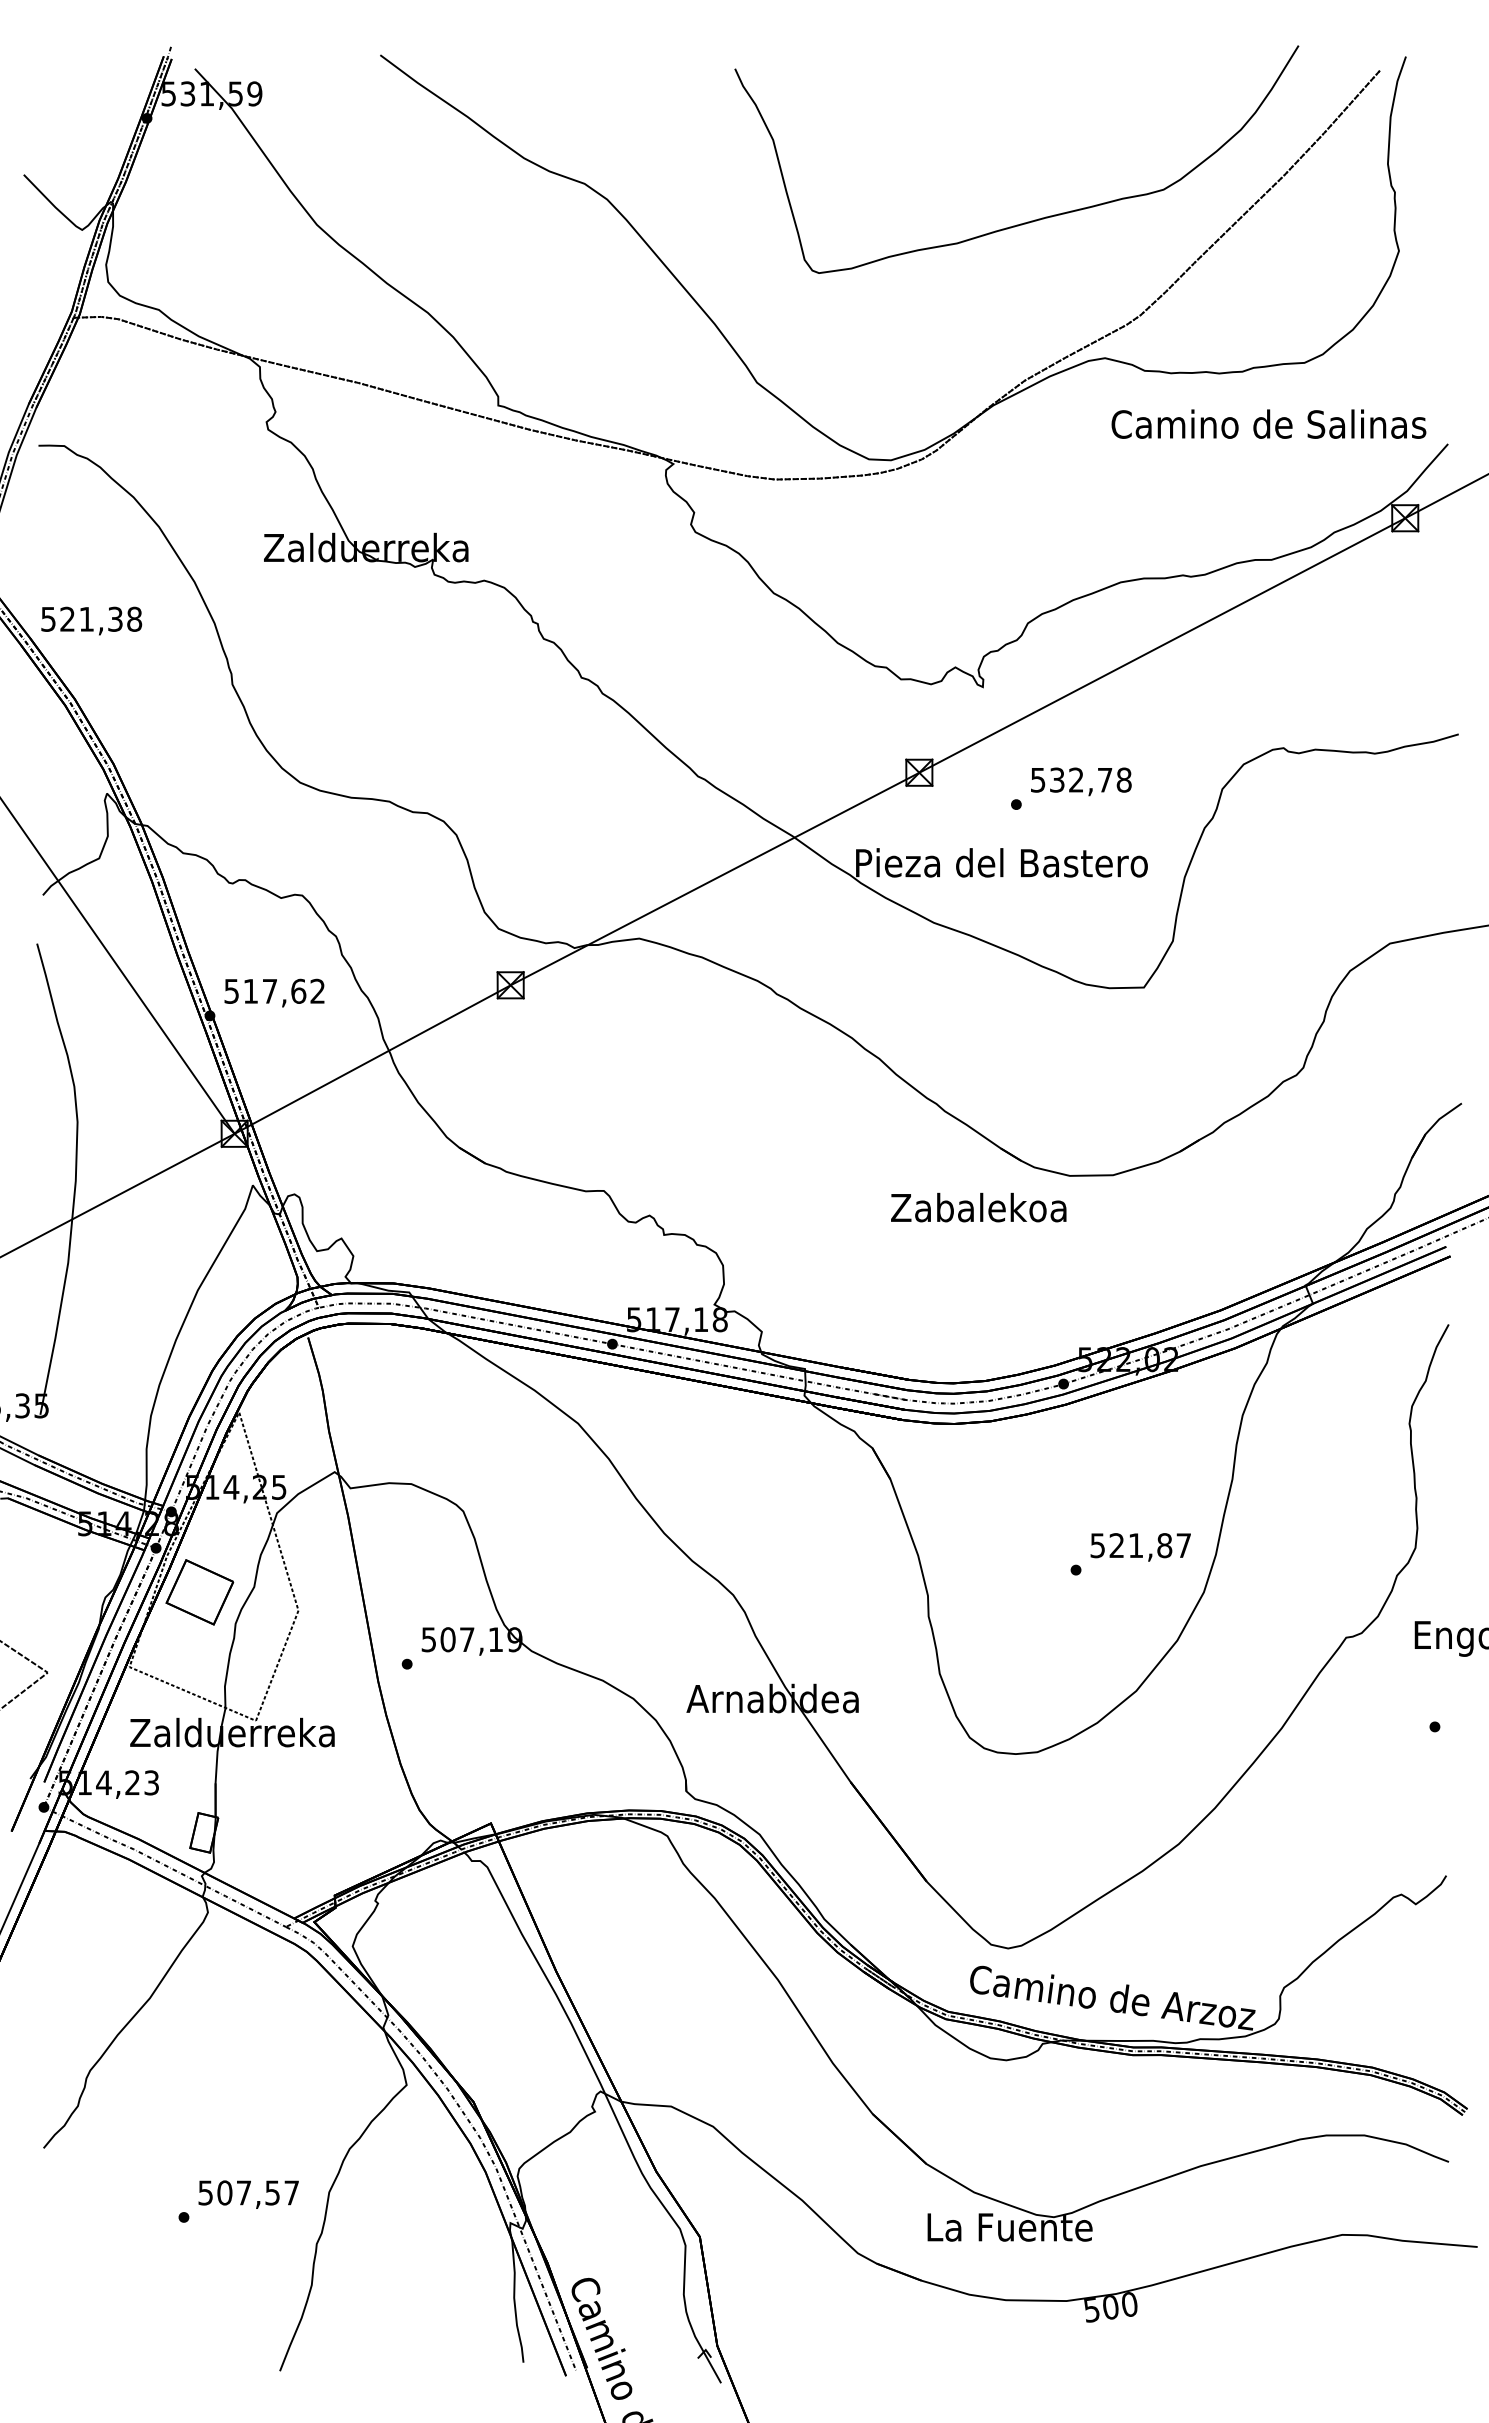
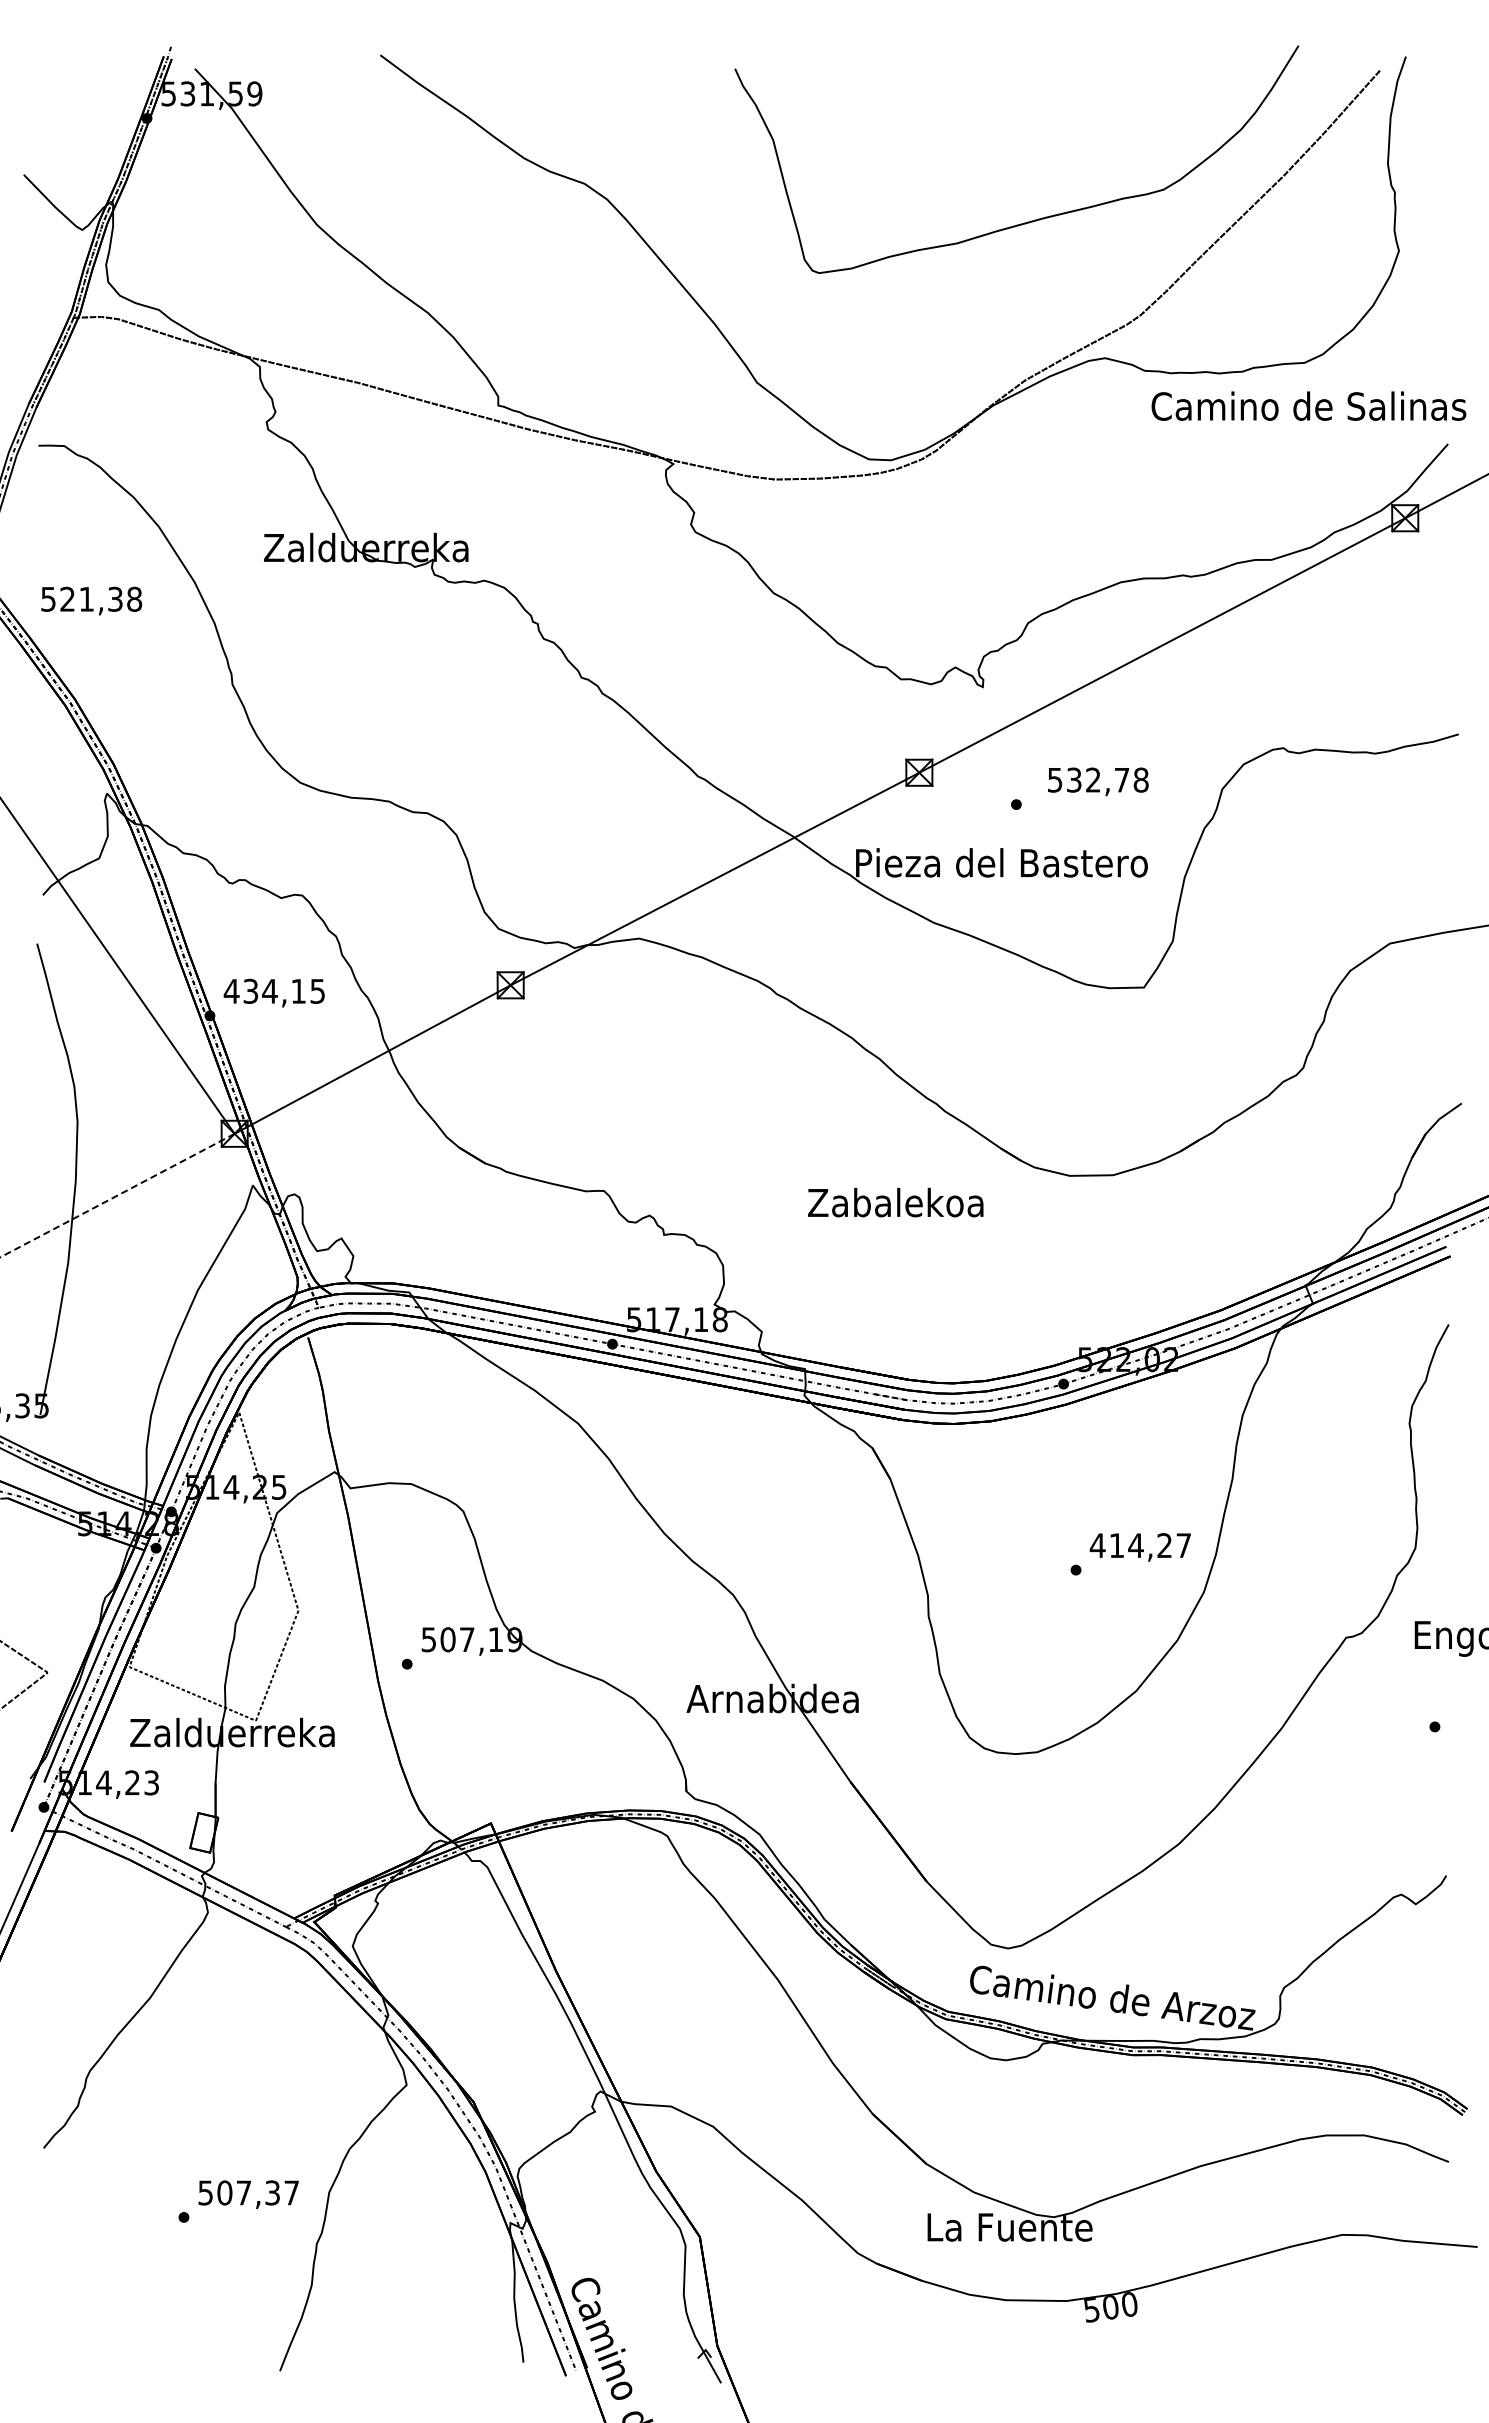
text position: (1268, 423) -> (1308, 405) (1308, 405)
text position: (91, 620) -> (91, 600) (91, 600)
text position: (1081, 781) -> (1098, 781) (1098, 781)
text: 517,62 -> 434,15 (273, 990)
line: solid -> dashed (117, 1195)
text position: (978, 1207) -> (895, 1202) (895, 1202)
text: 521,87 -> 414,27 (1130, 1545)
part: present -> none (199, 1592)
text: 507,57 -> 507,37 (272, 2192)
